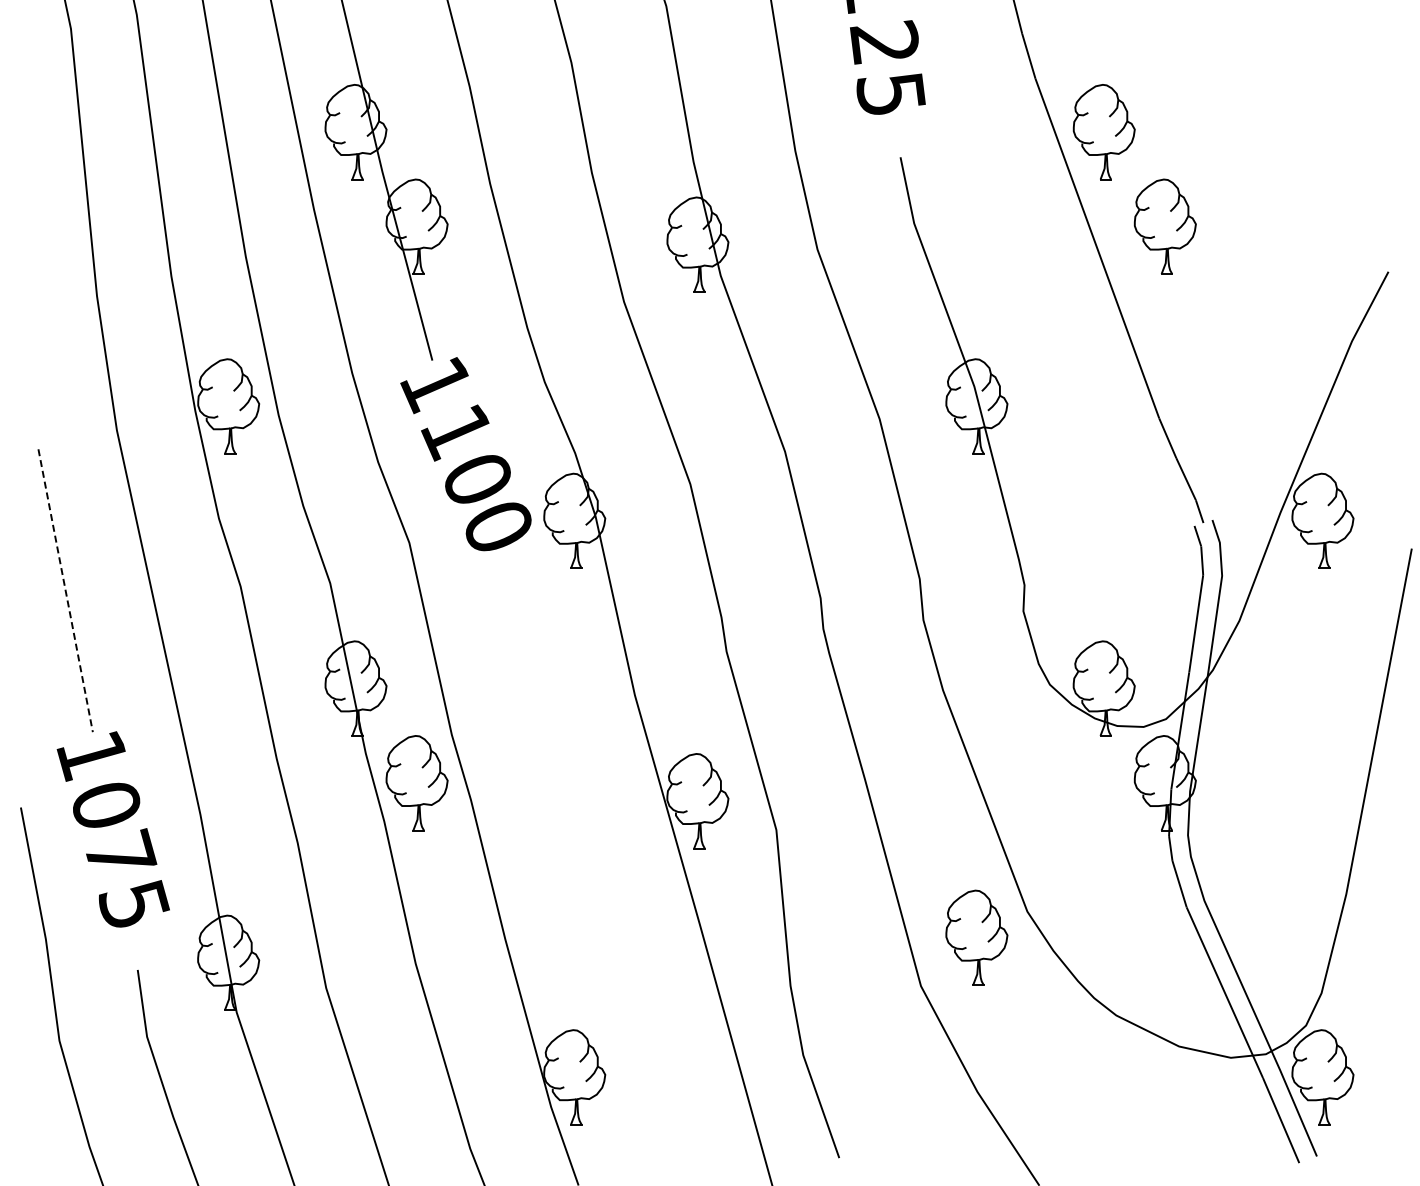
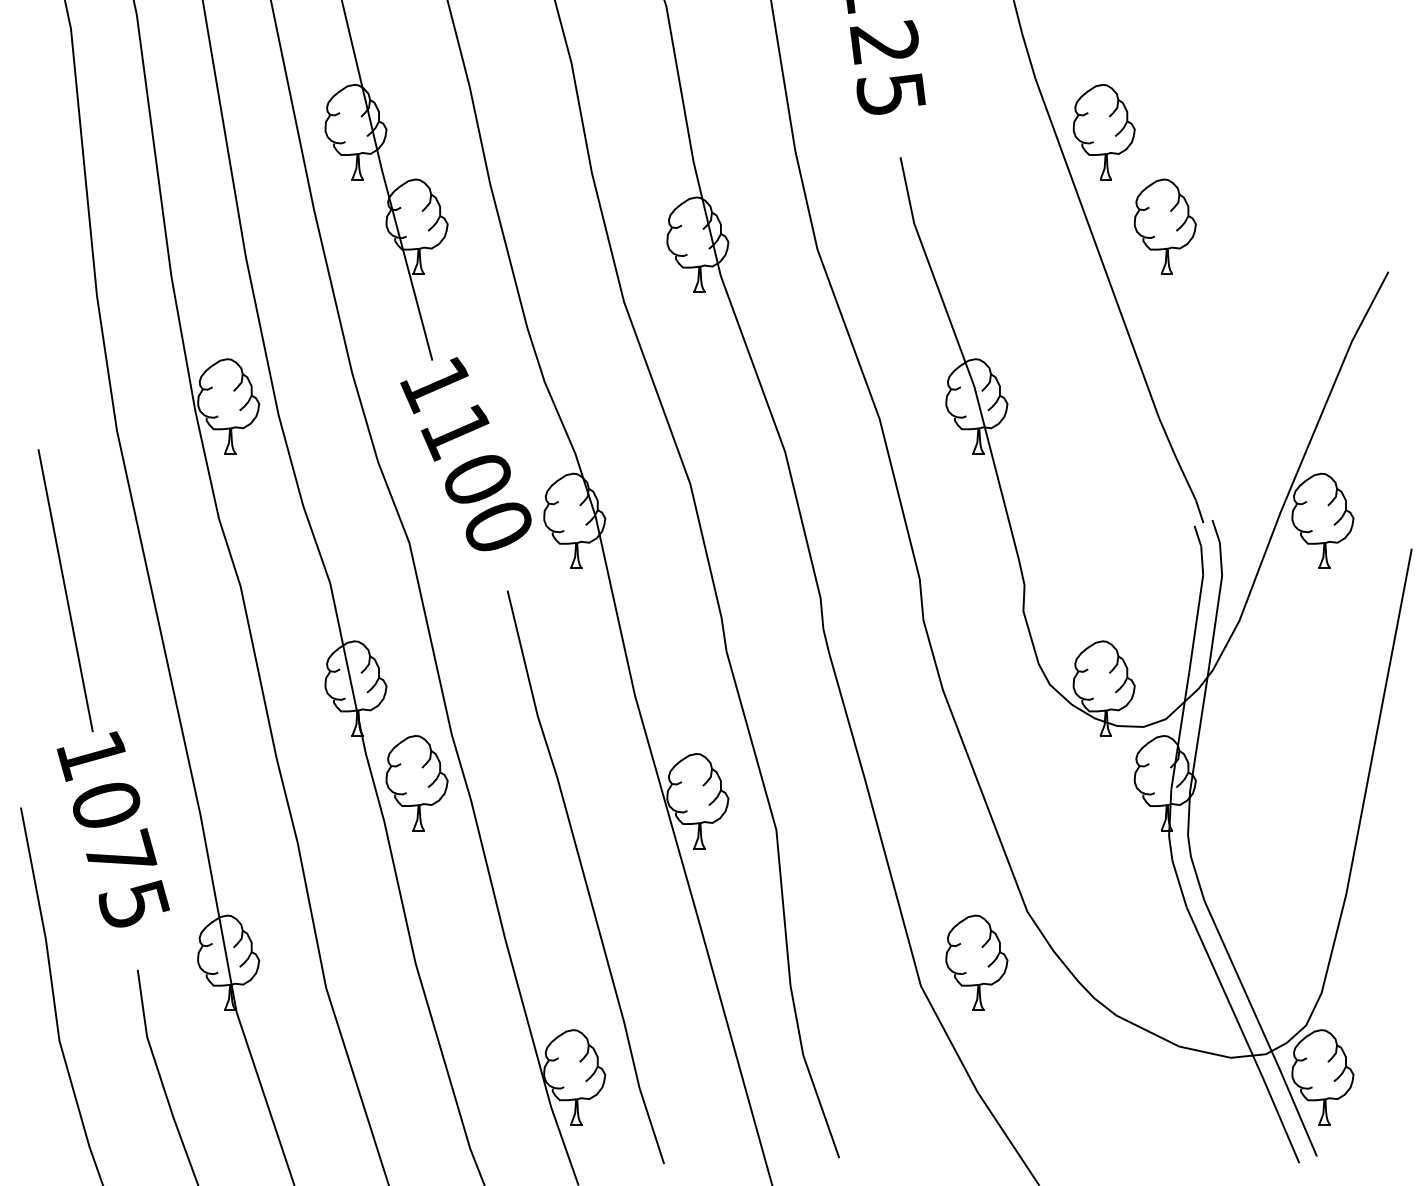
line: dashed -> solid (65, 591)
curve: none -> present (585, 877)
part position: (976, 937) -> (976, 962) (976, 962)
